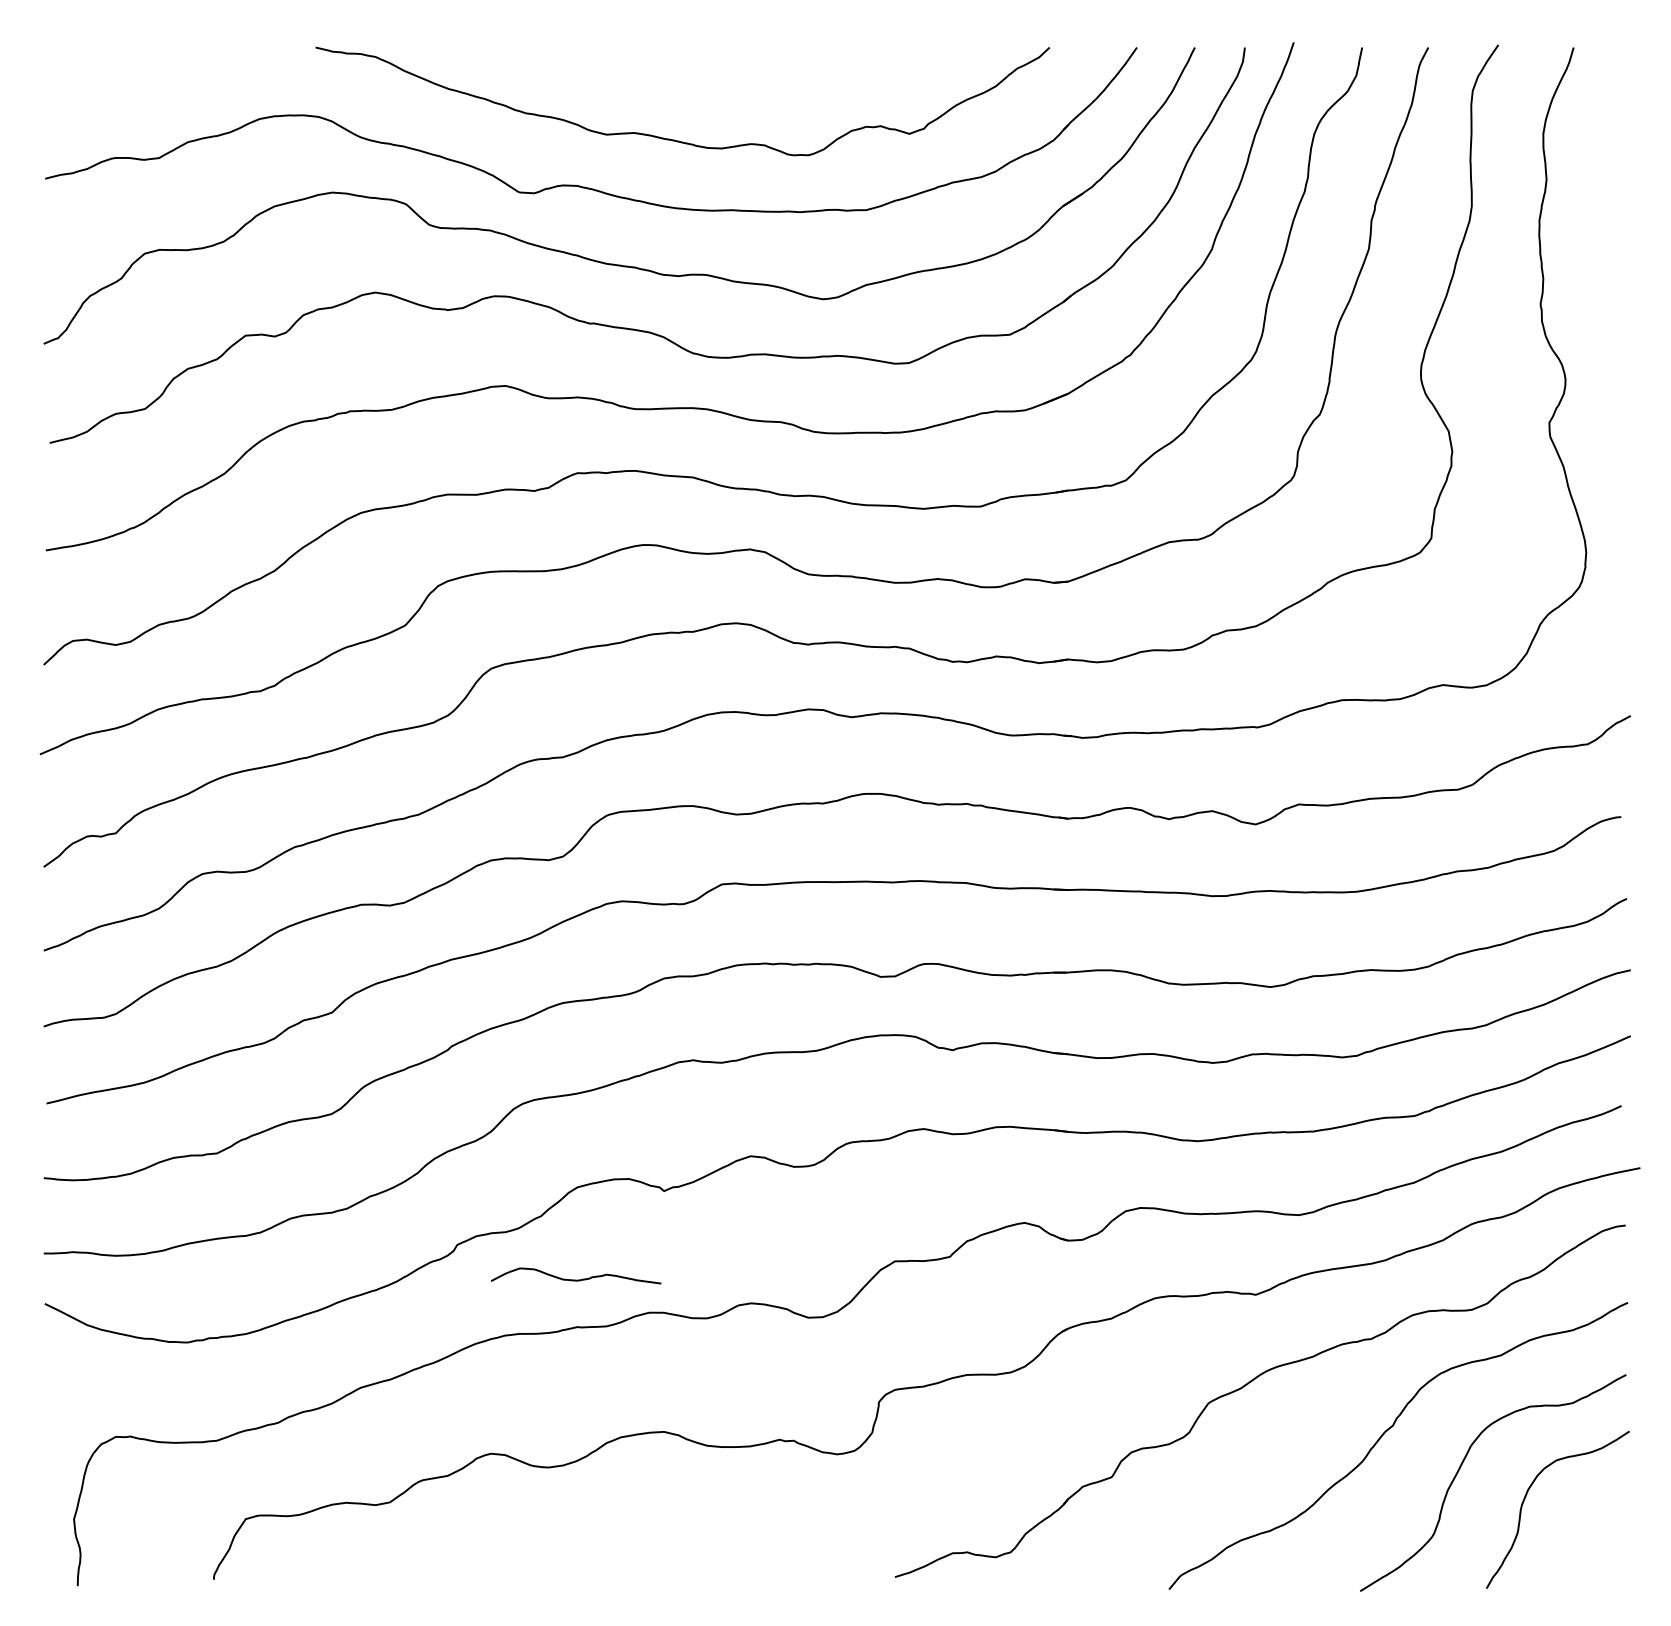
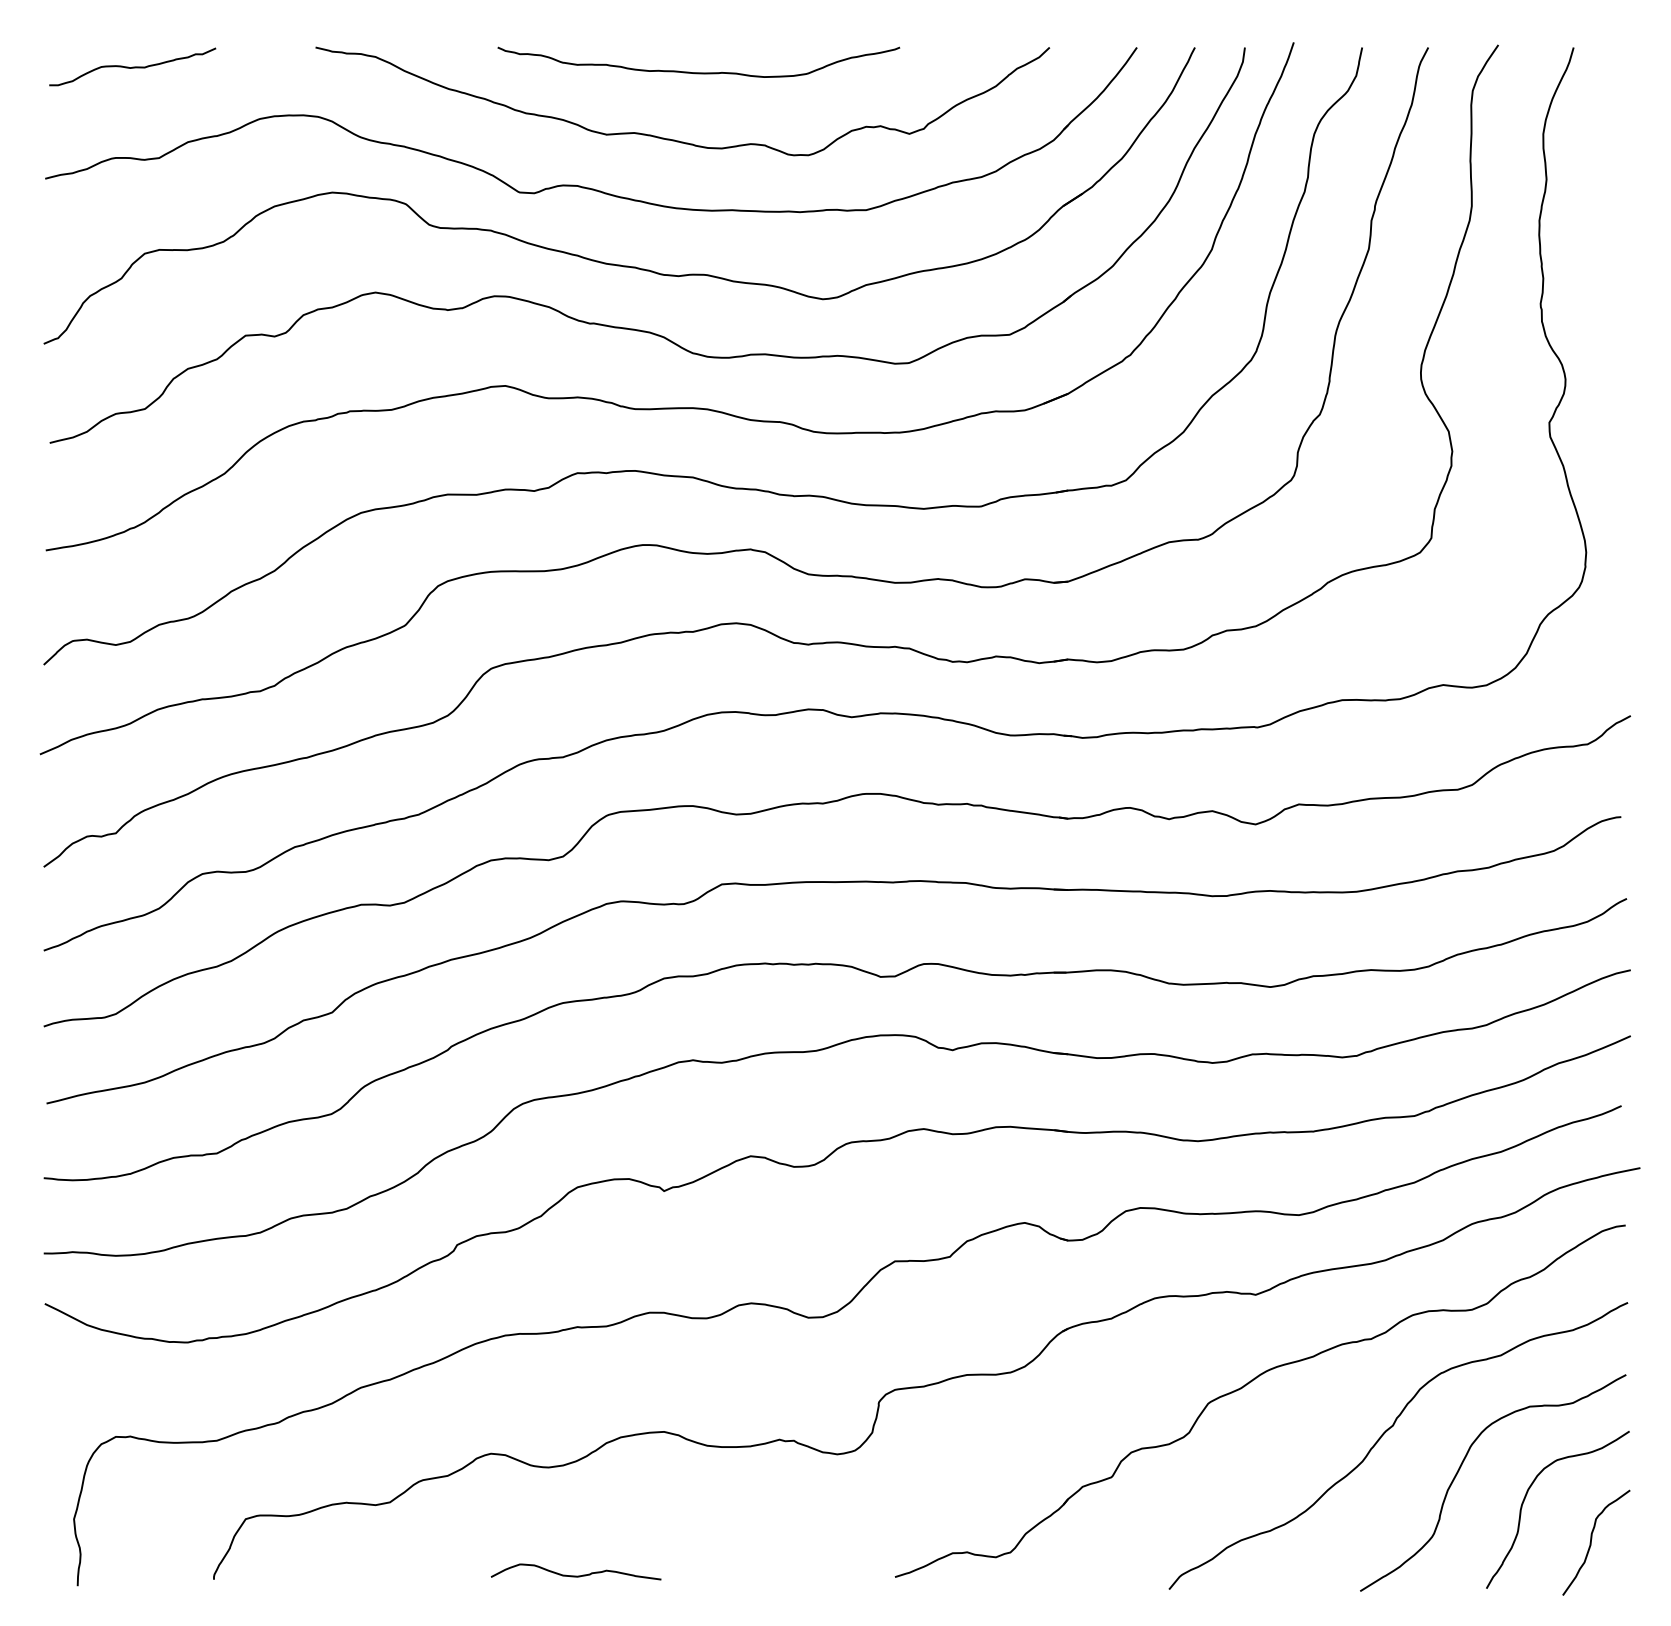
curve: none -> present (132, 66)
curve: none -> present (698, 72)
curve position: (575, 1279) -> (575, 1575) (575, 1575)
curve: none -> present (1591, 1542)
